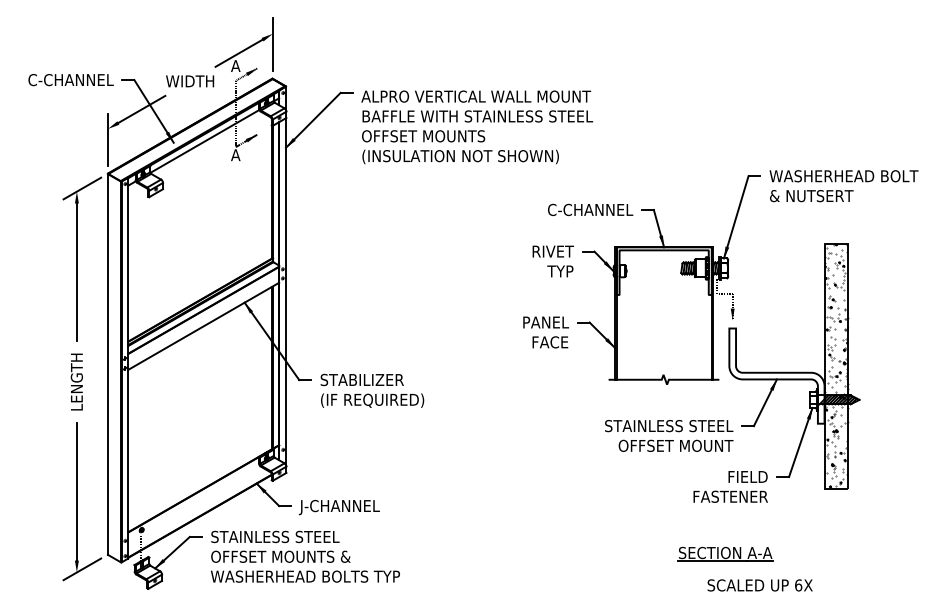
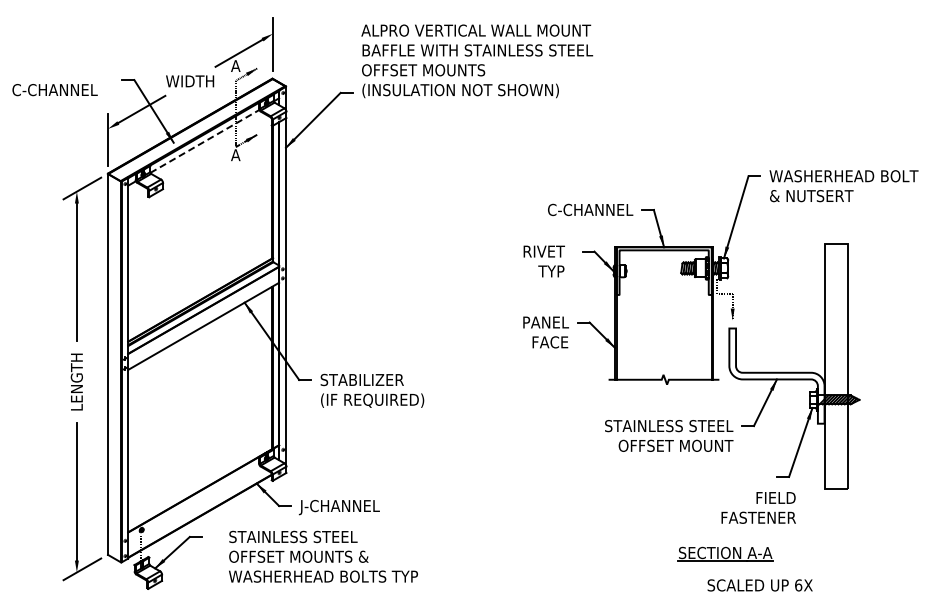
text position: (70, 80) -> (54, 90) (54, 90)
text position: (477, 127) -> (477, 61) (477, 61)
line: solid -> dashed (204, 141)
text position: (552, 261) -> (543, 261) (543, 261)
hatch: present -> none (836, 365)
text position: (730, 486) -> (758, 507) (758, 507)
text position: (305, 556) -> (323, 556) (323, 556)
